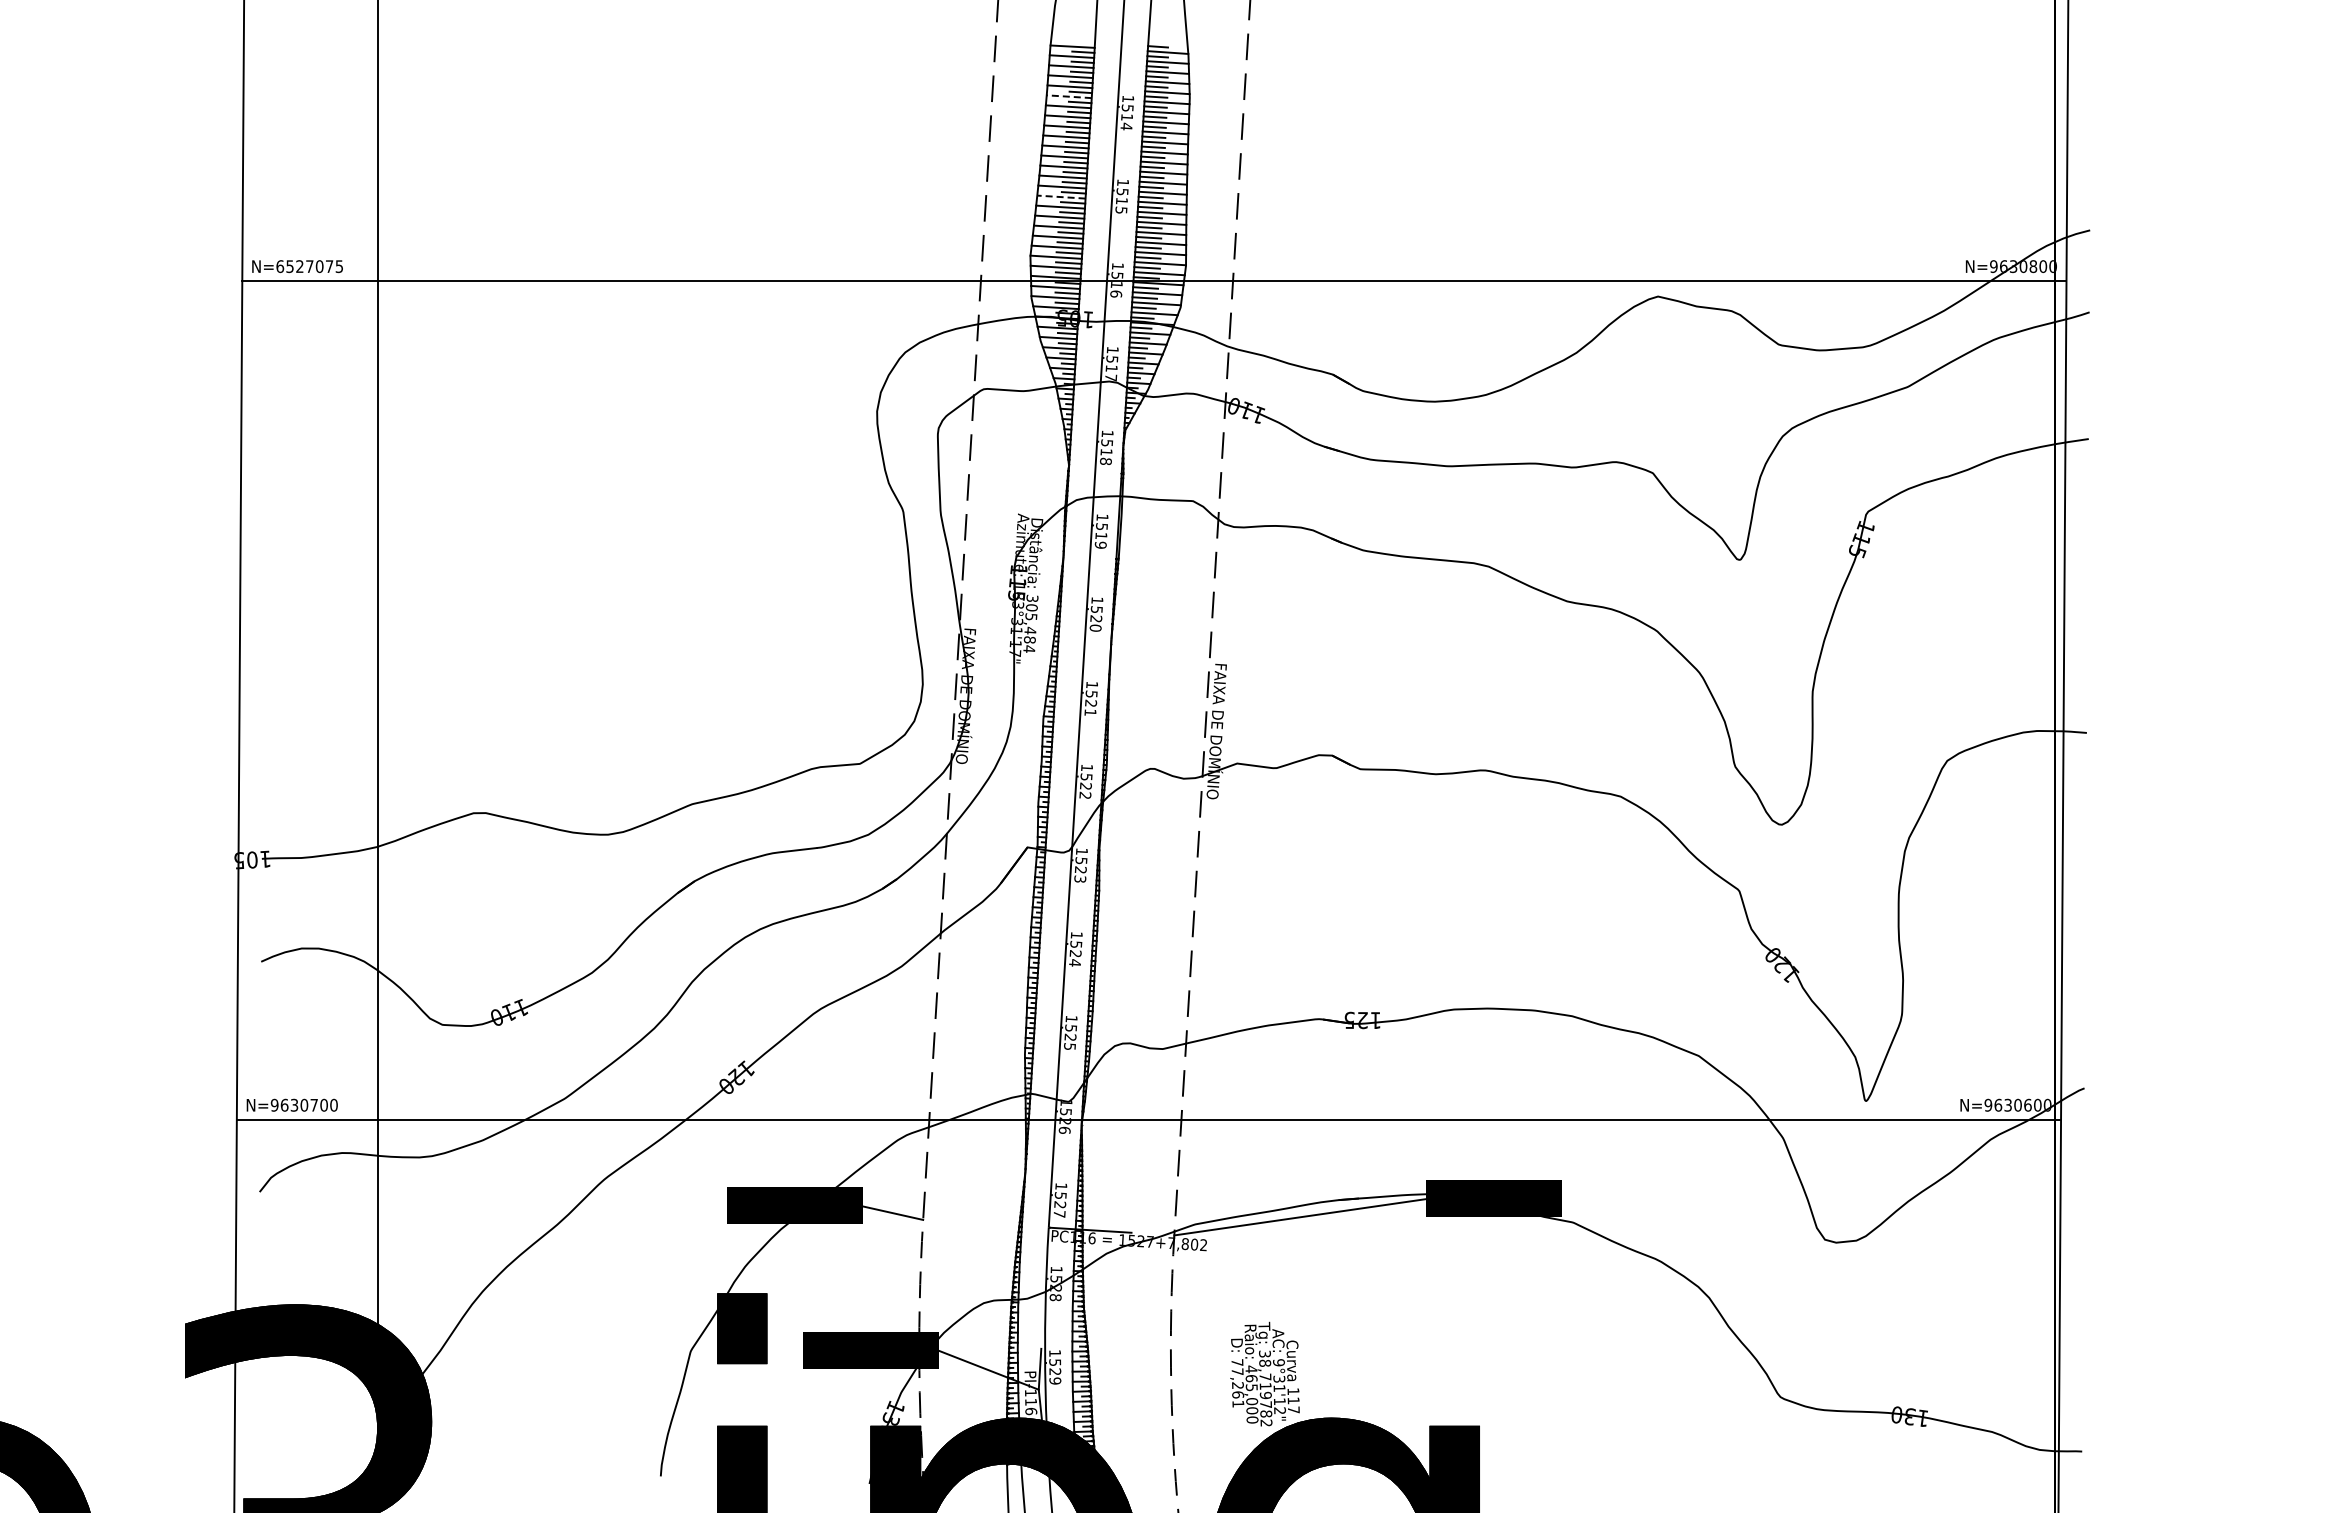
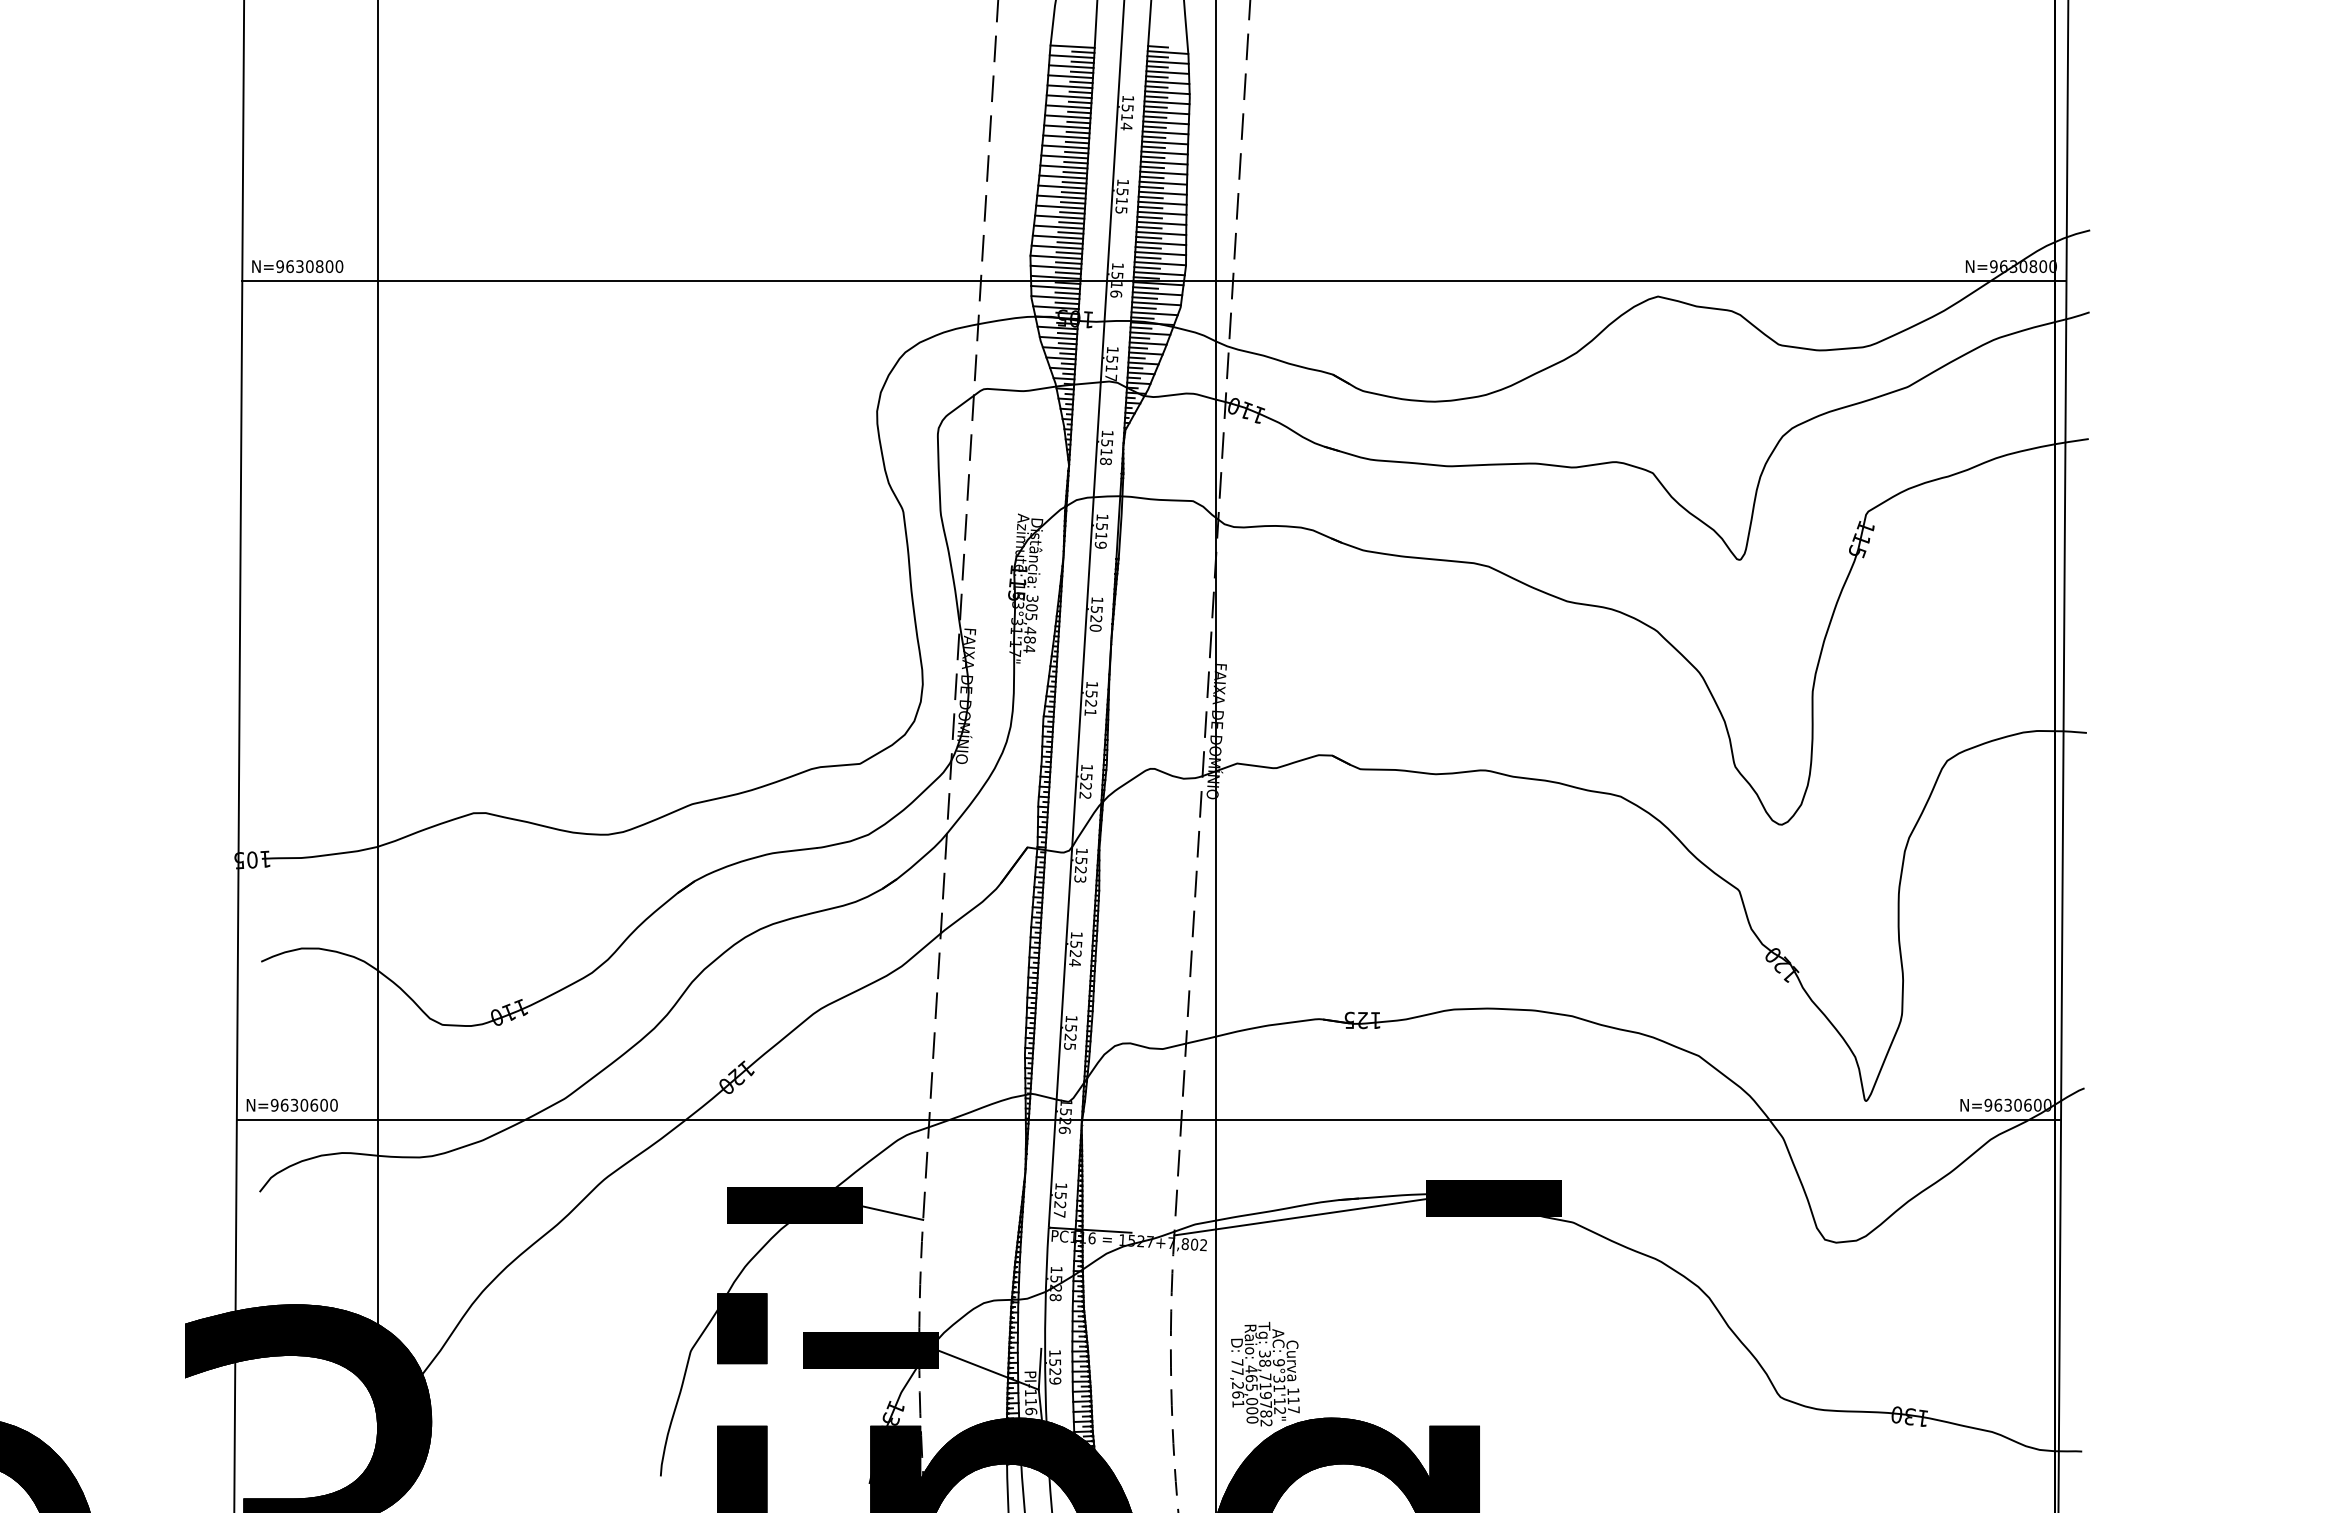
line: dashed -> solid (1069, 96)
line: dashed -> solid (1060, 197)
text: N=6527075 -> N=9630800 (309, 266)
line: none -> present (1216, 755)
text: N=9630700 -> N=9630600 (314, 1104)
